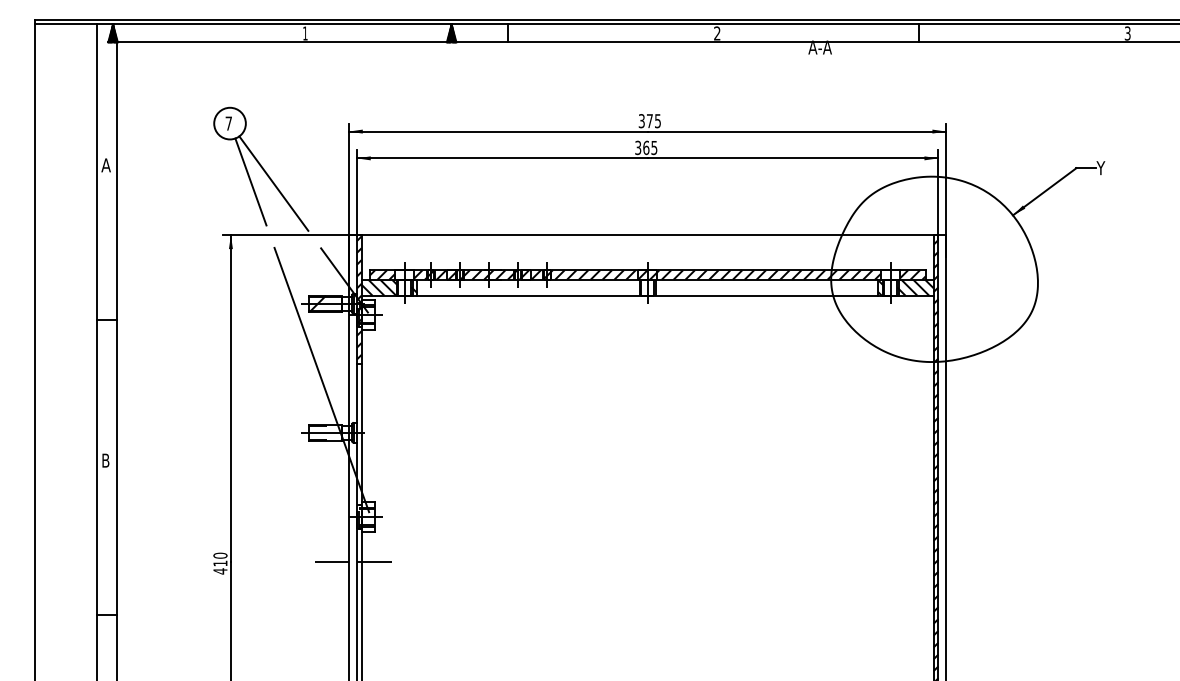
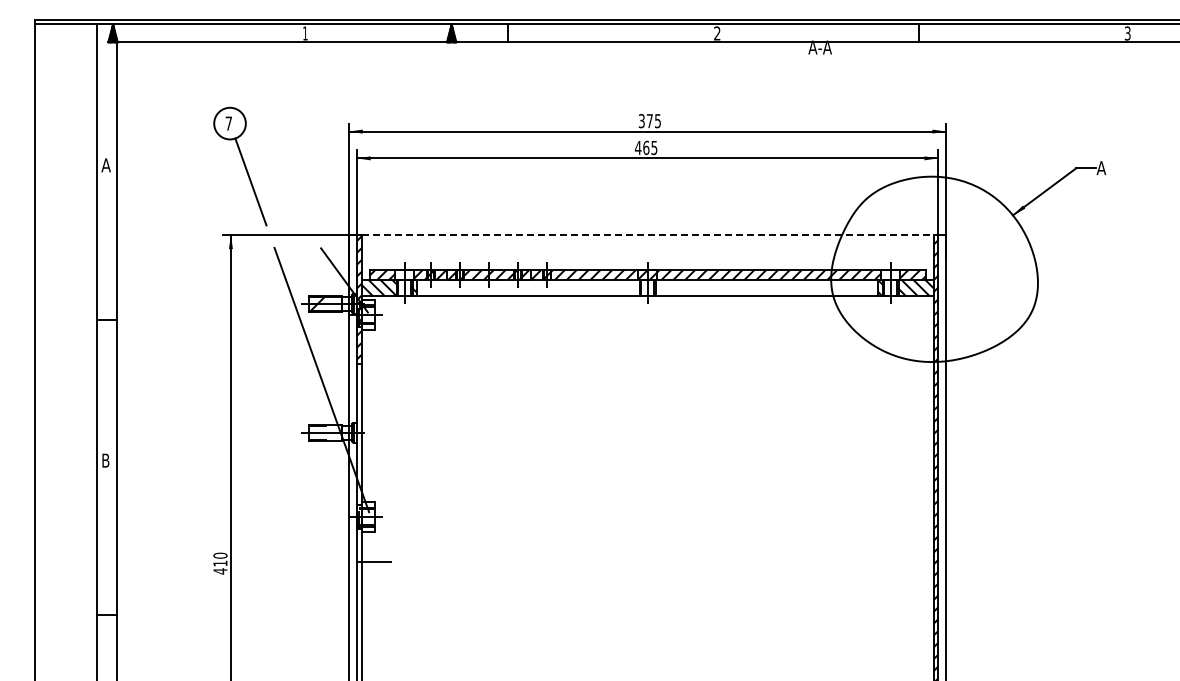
text: 365 -> 465 (637, 147)
text: Y -> A (1101, 168)
line: present -> none (273, 183)
line: solid -> dashed (648, 235)
line: present -> none (331, 561)
